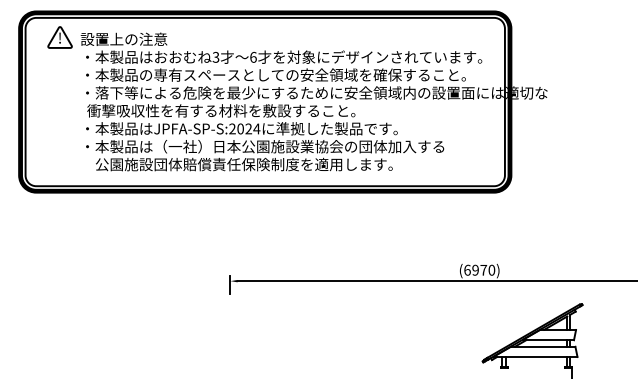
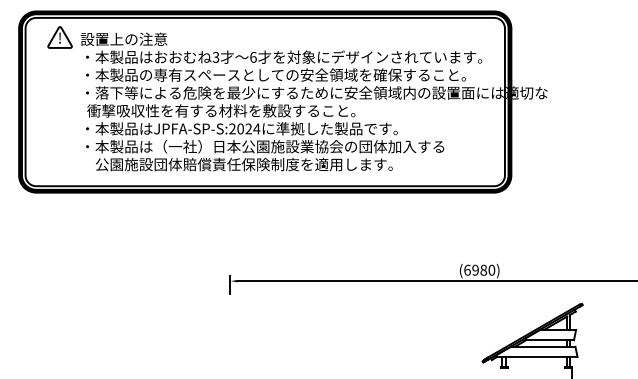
text: (6970) -> (6980) (483, 269)
